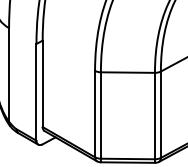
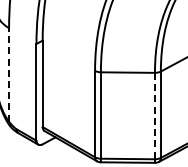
line: solid -> dashed (9, 74)
line: solid -> dashed (154, 116)
